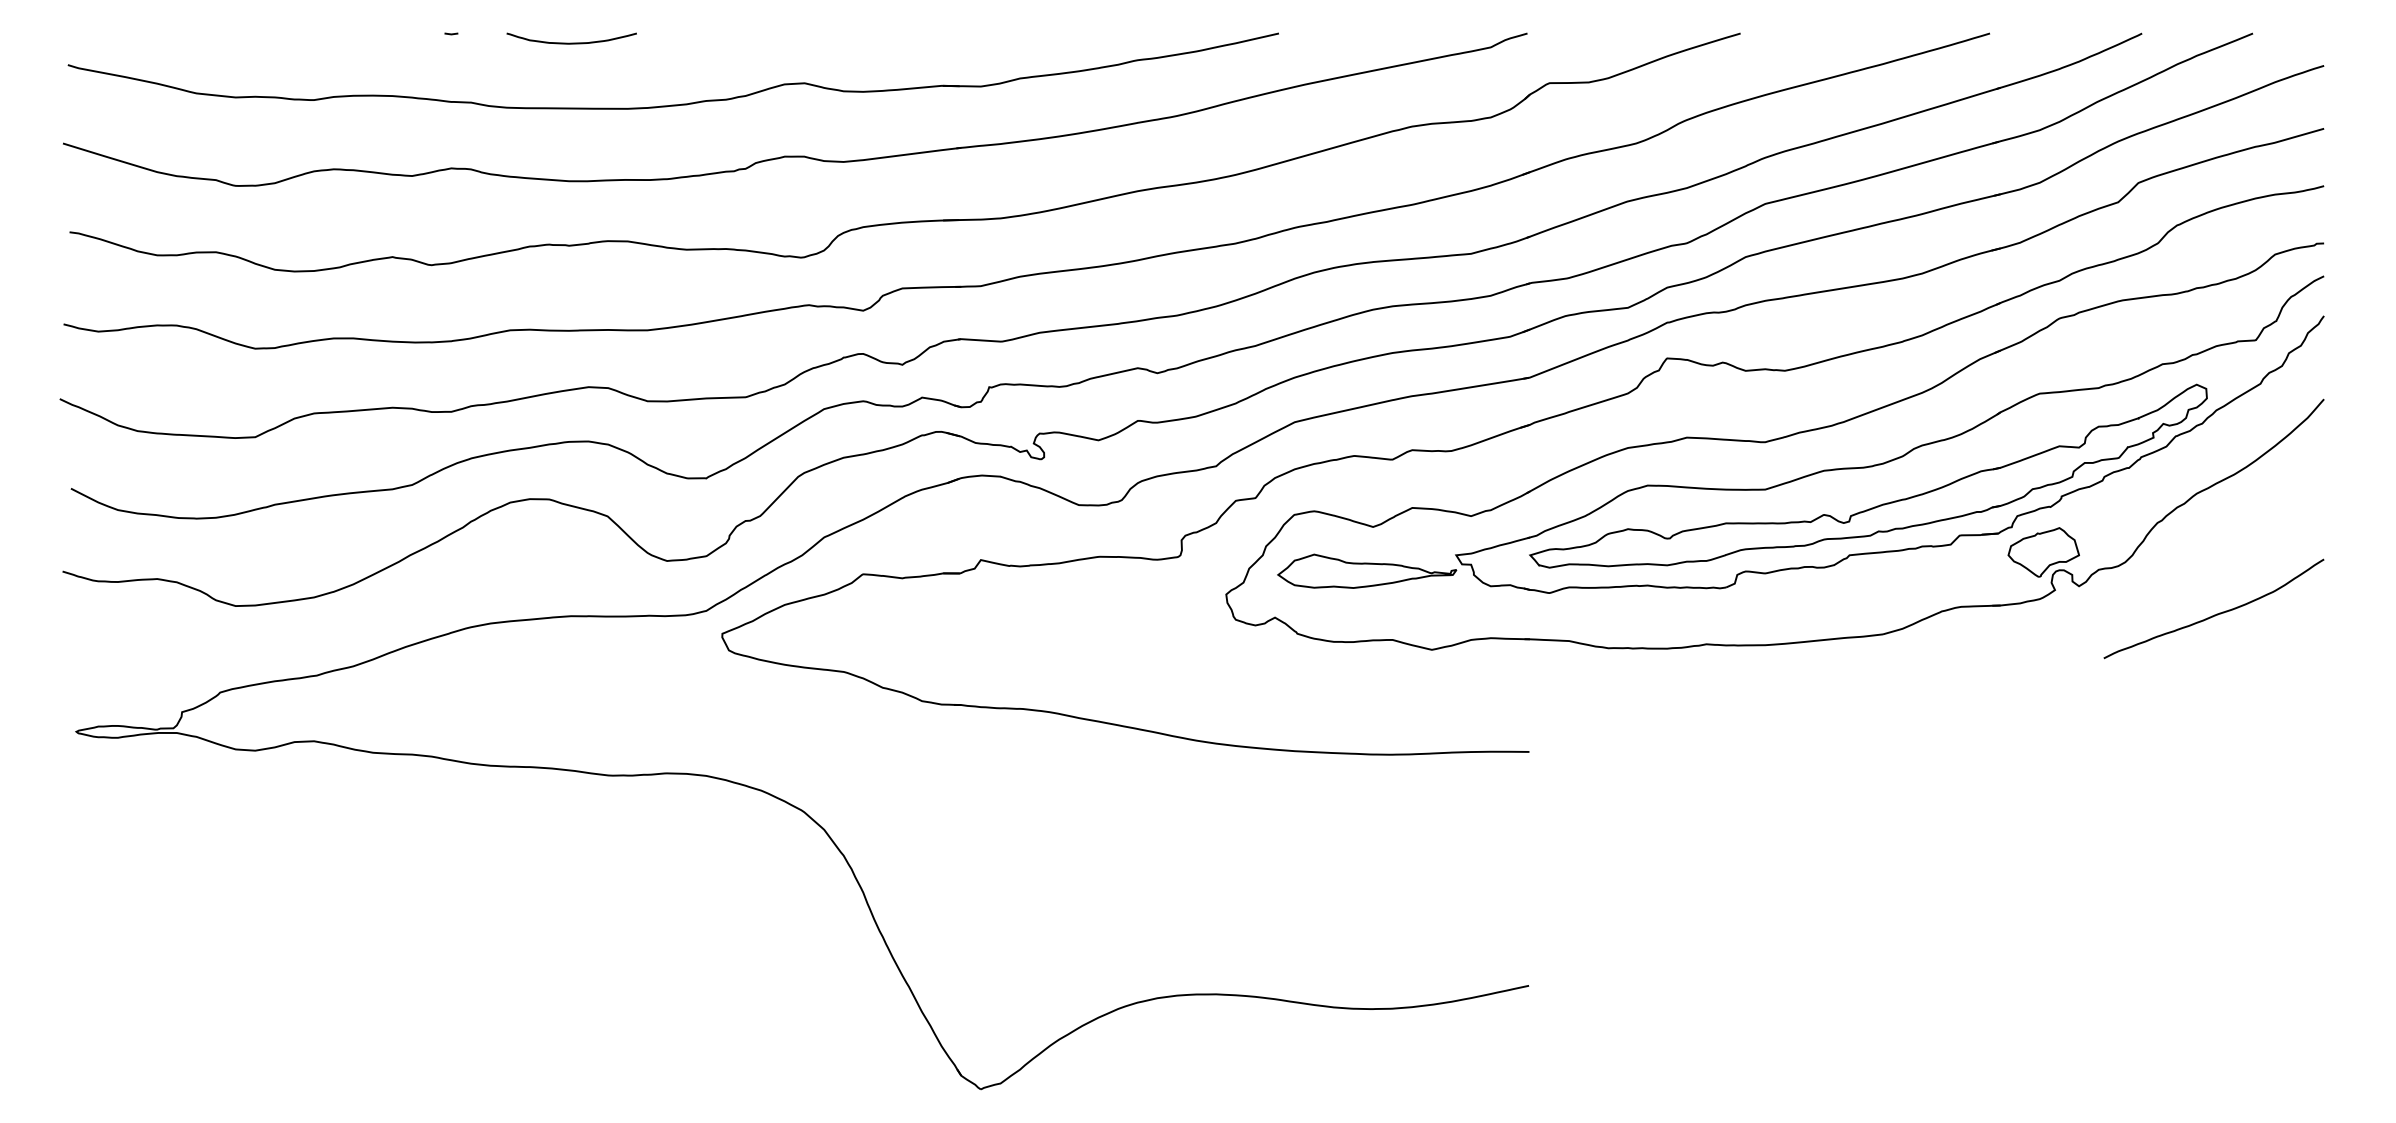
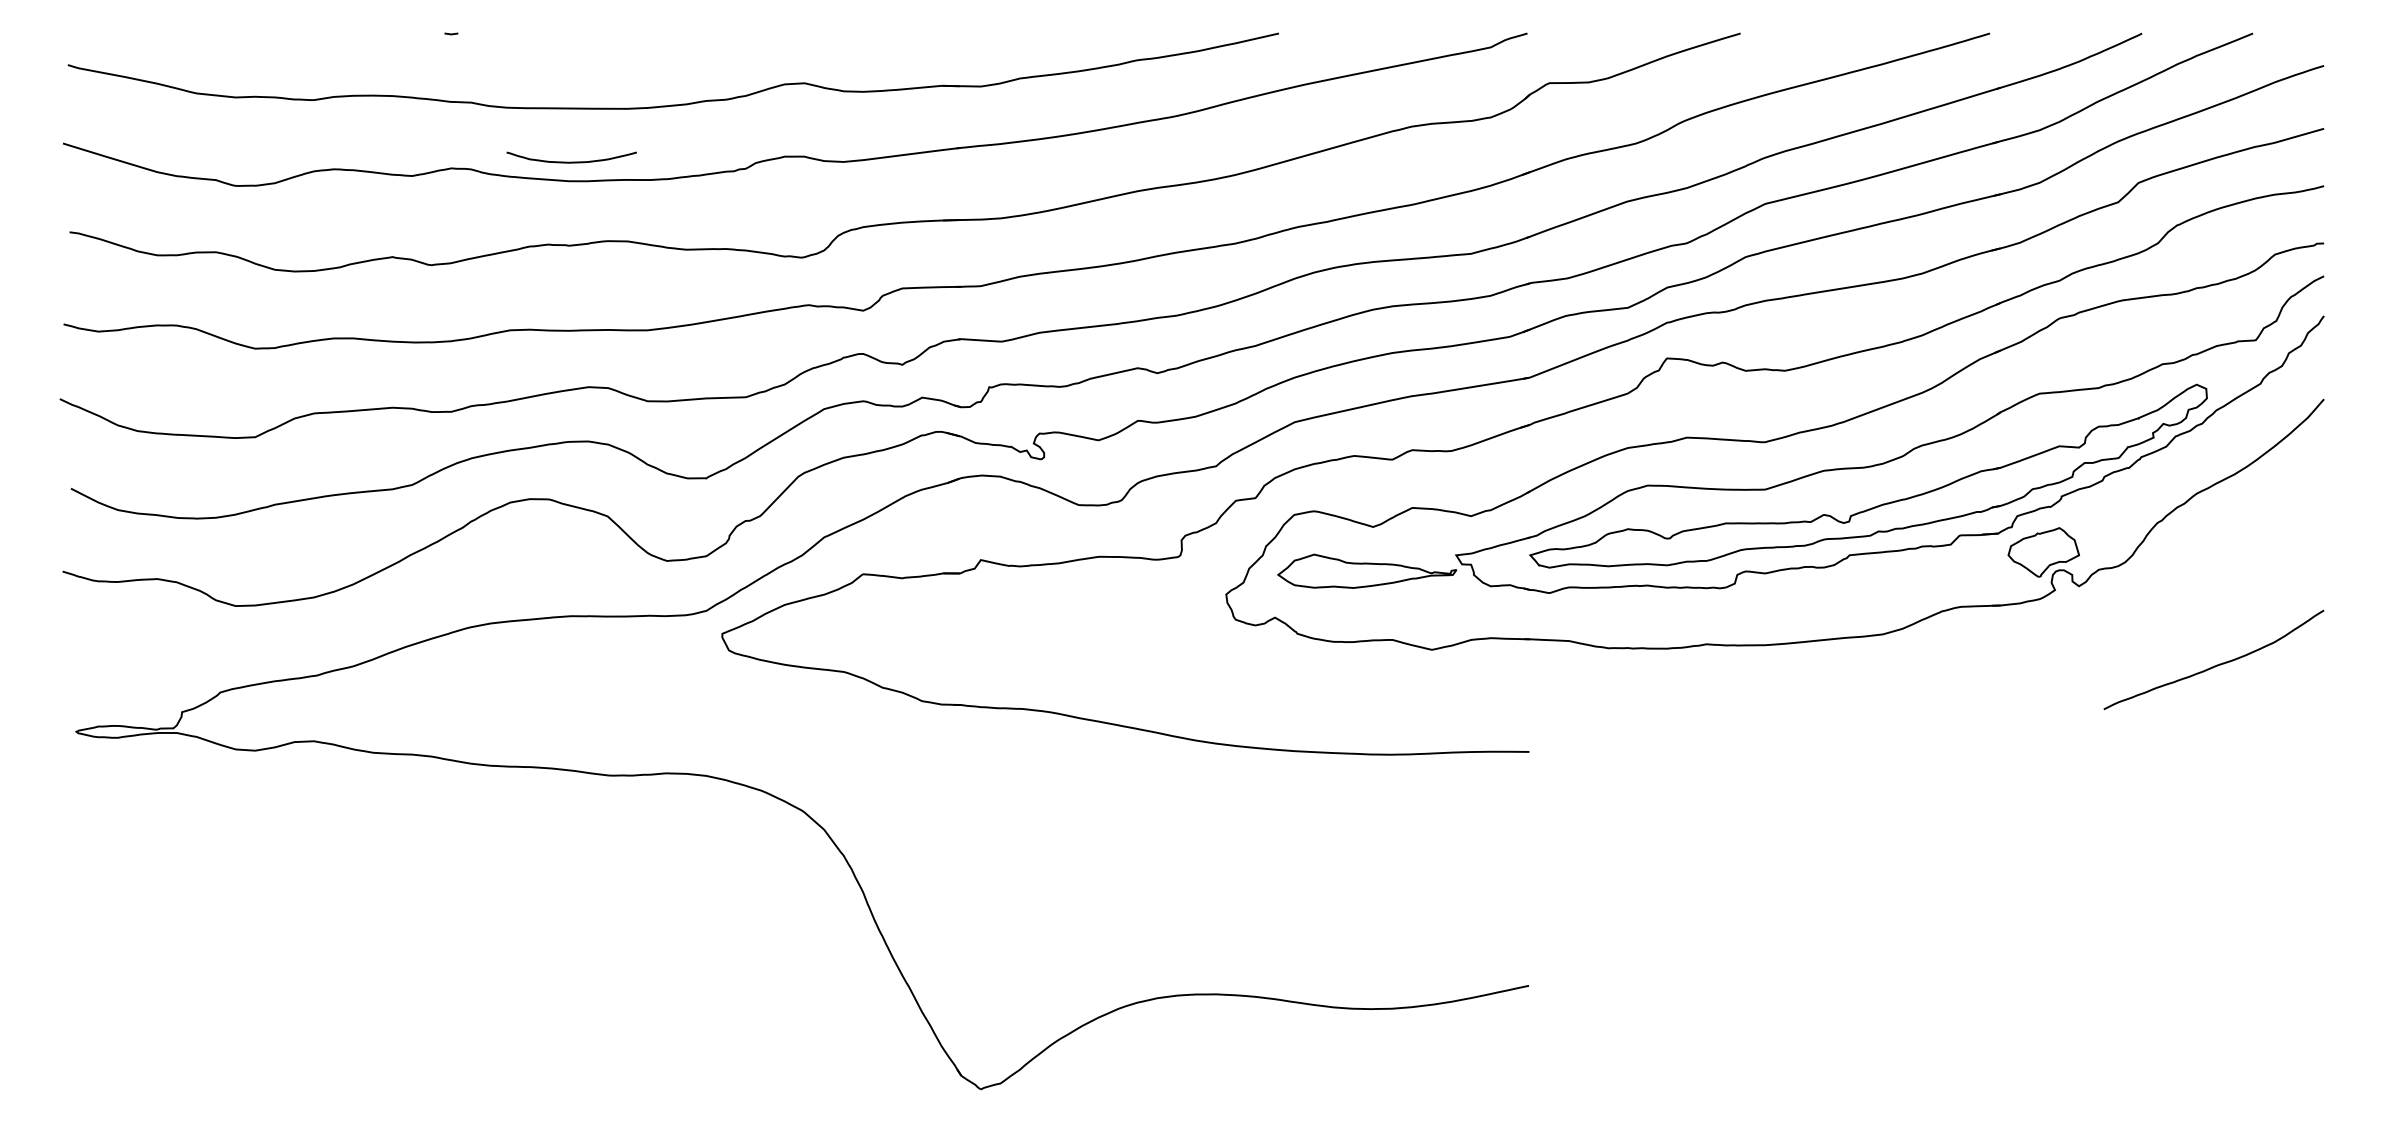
curve position: (571, 42) -> (571, 161) (571, 161)
curve position: (2216, 613) -> (2216, 664) (2216, 664)
